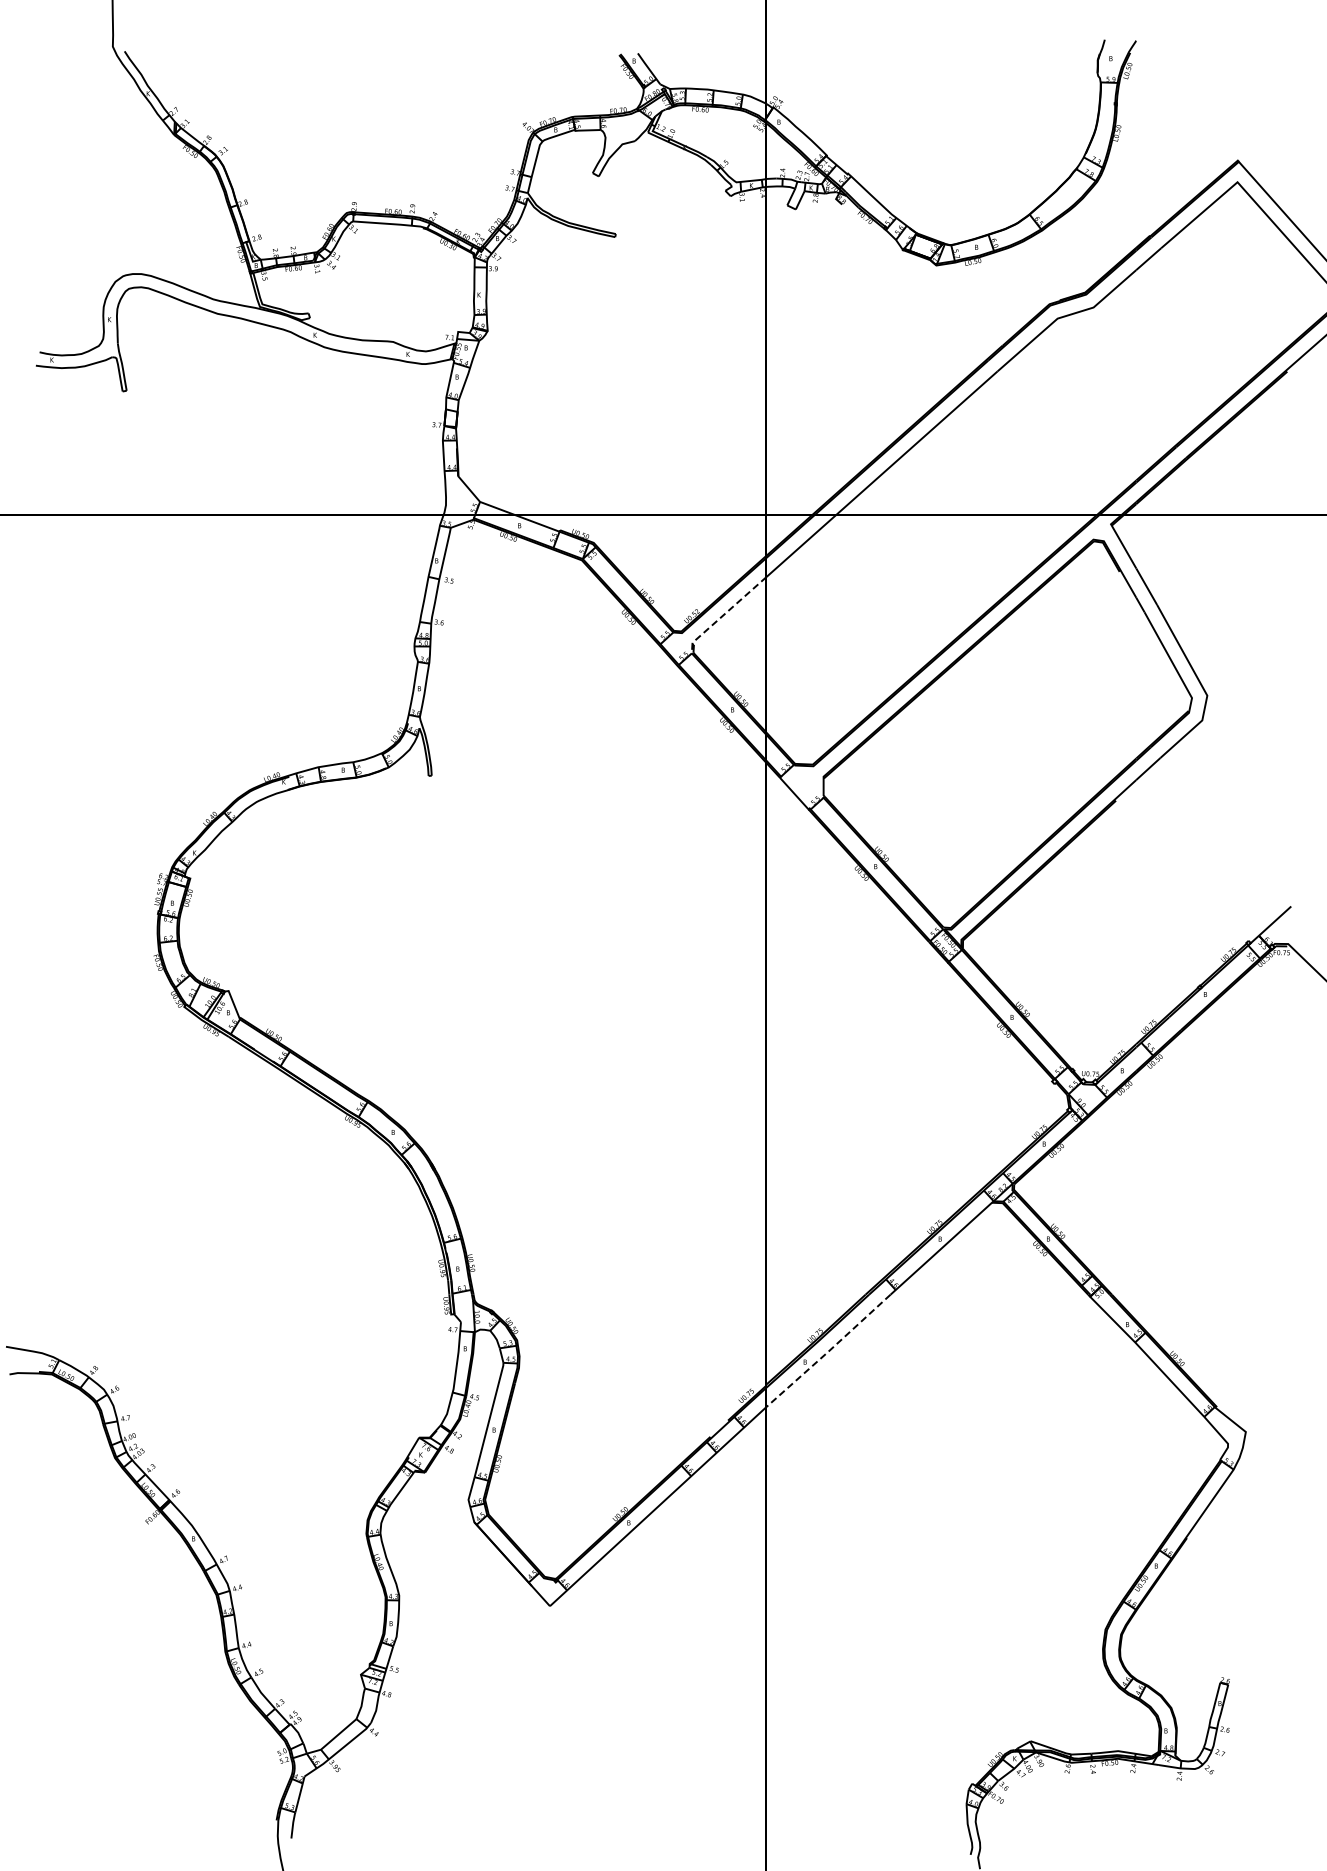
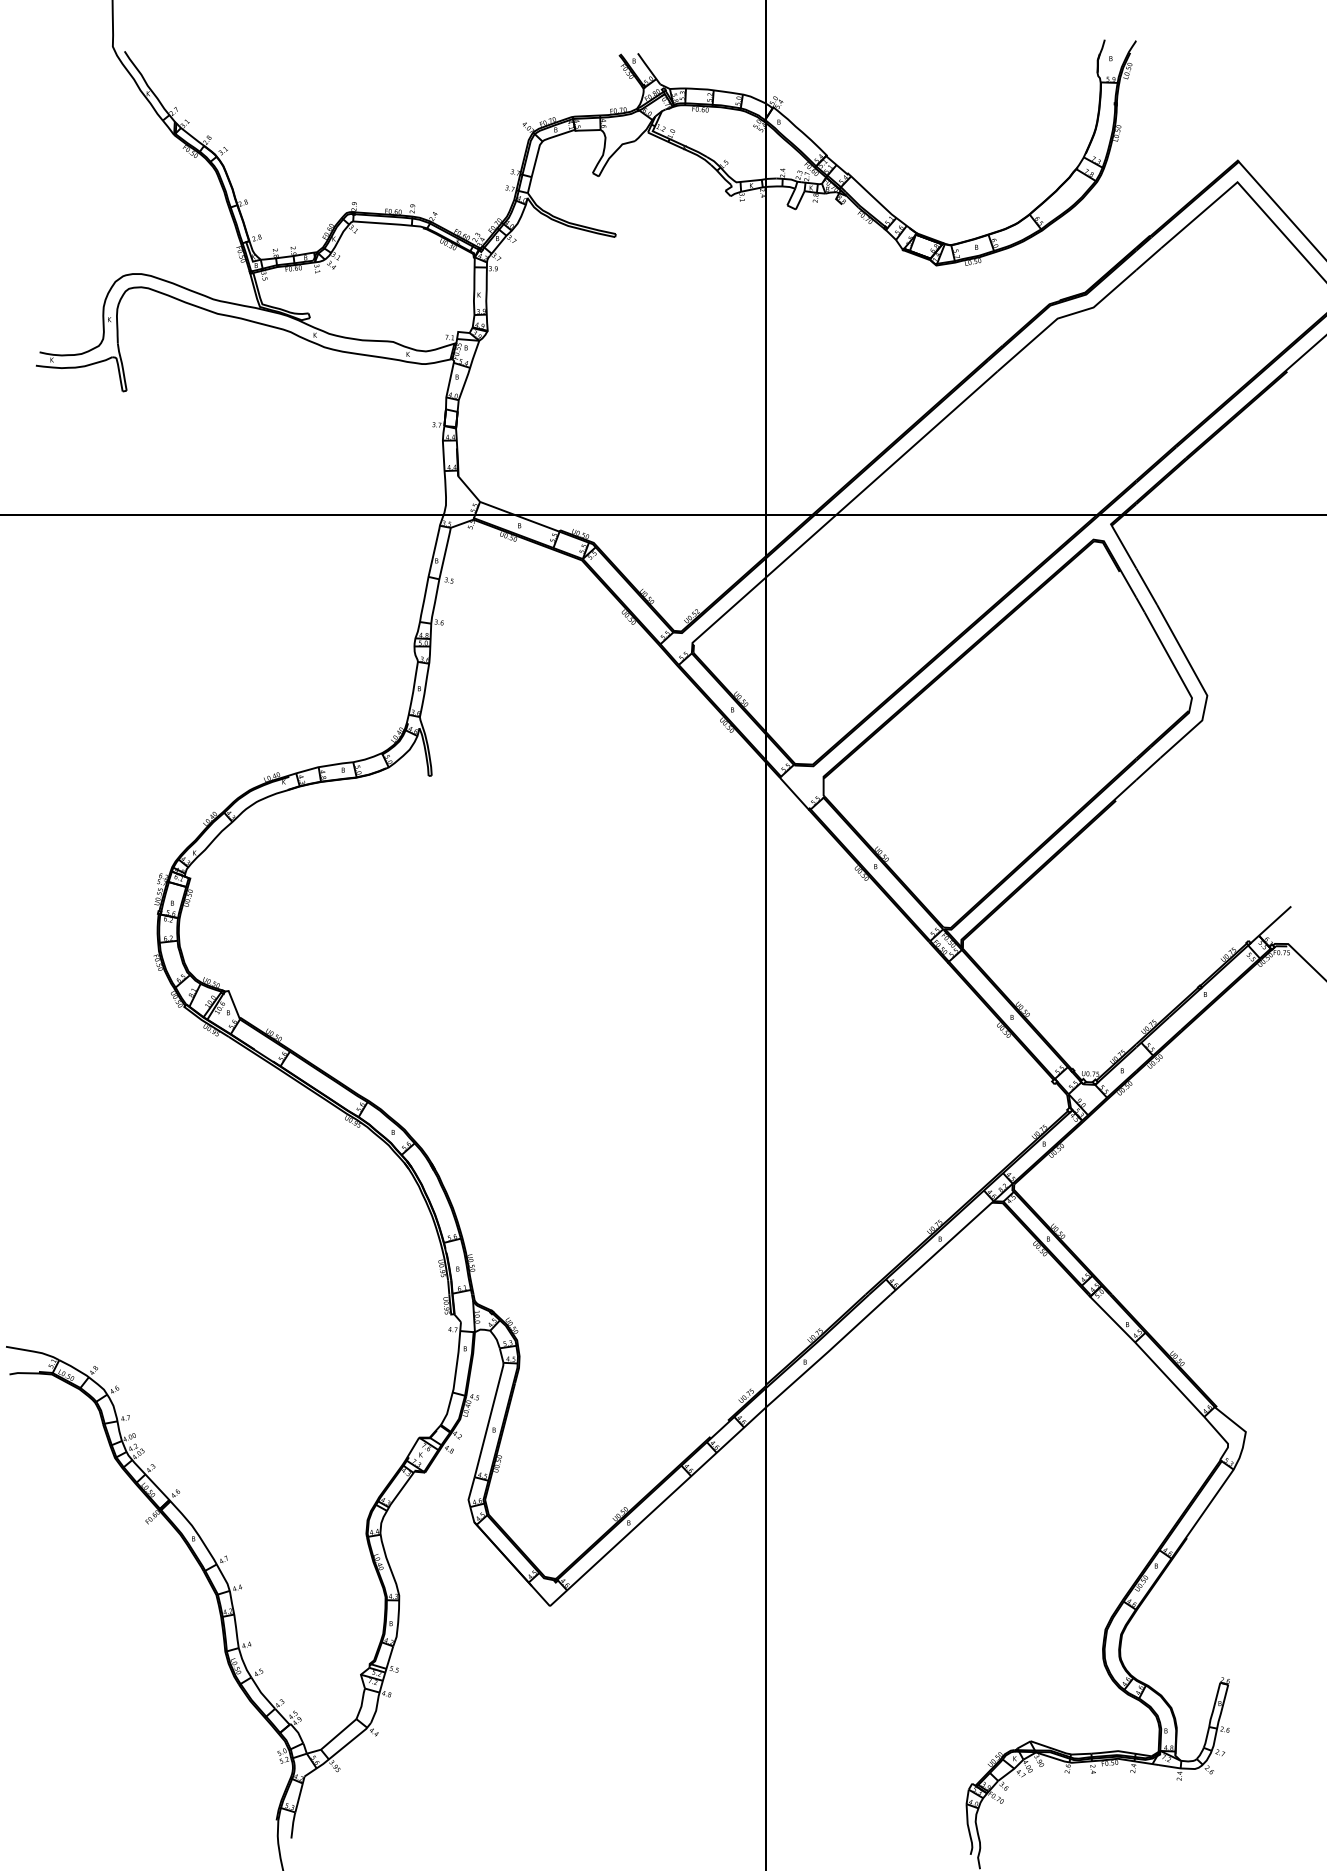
line: dashed -> solid (724, 614)
line: dashed -> solid (828, 1351)
